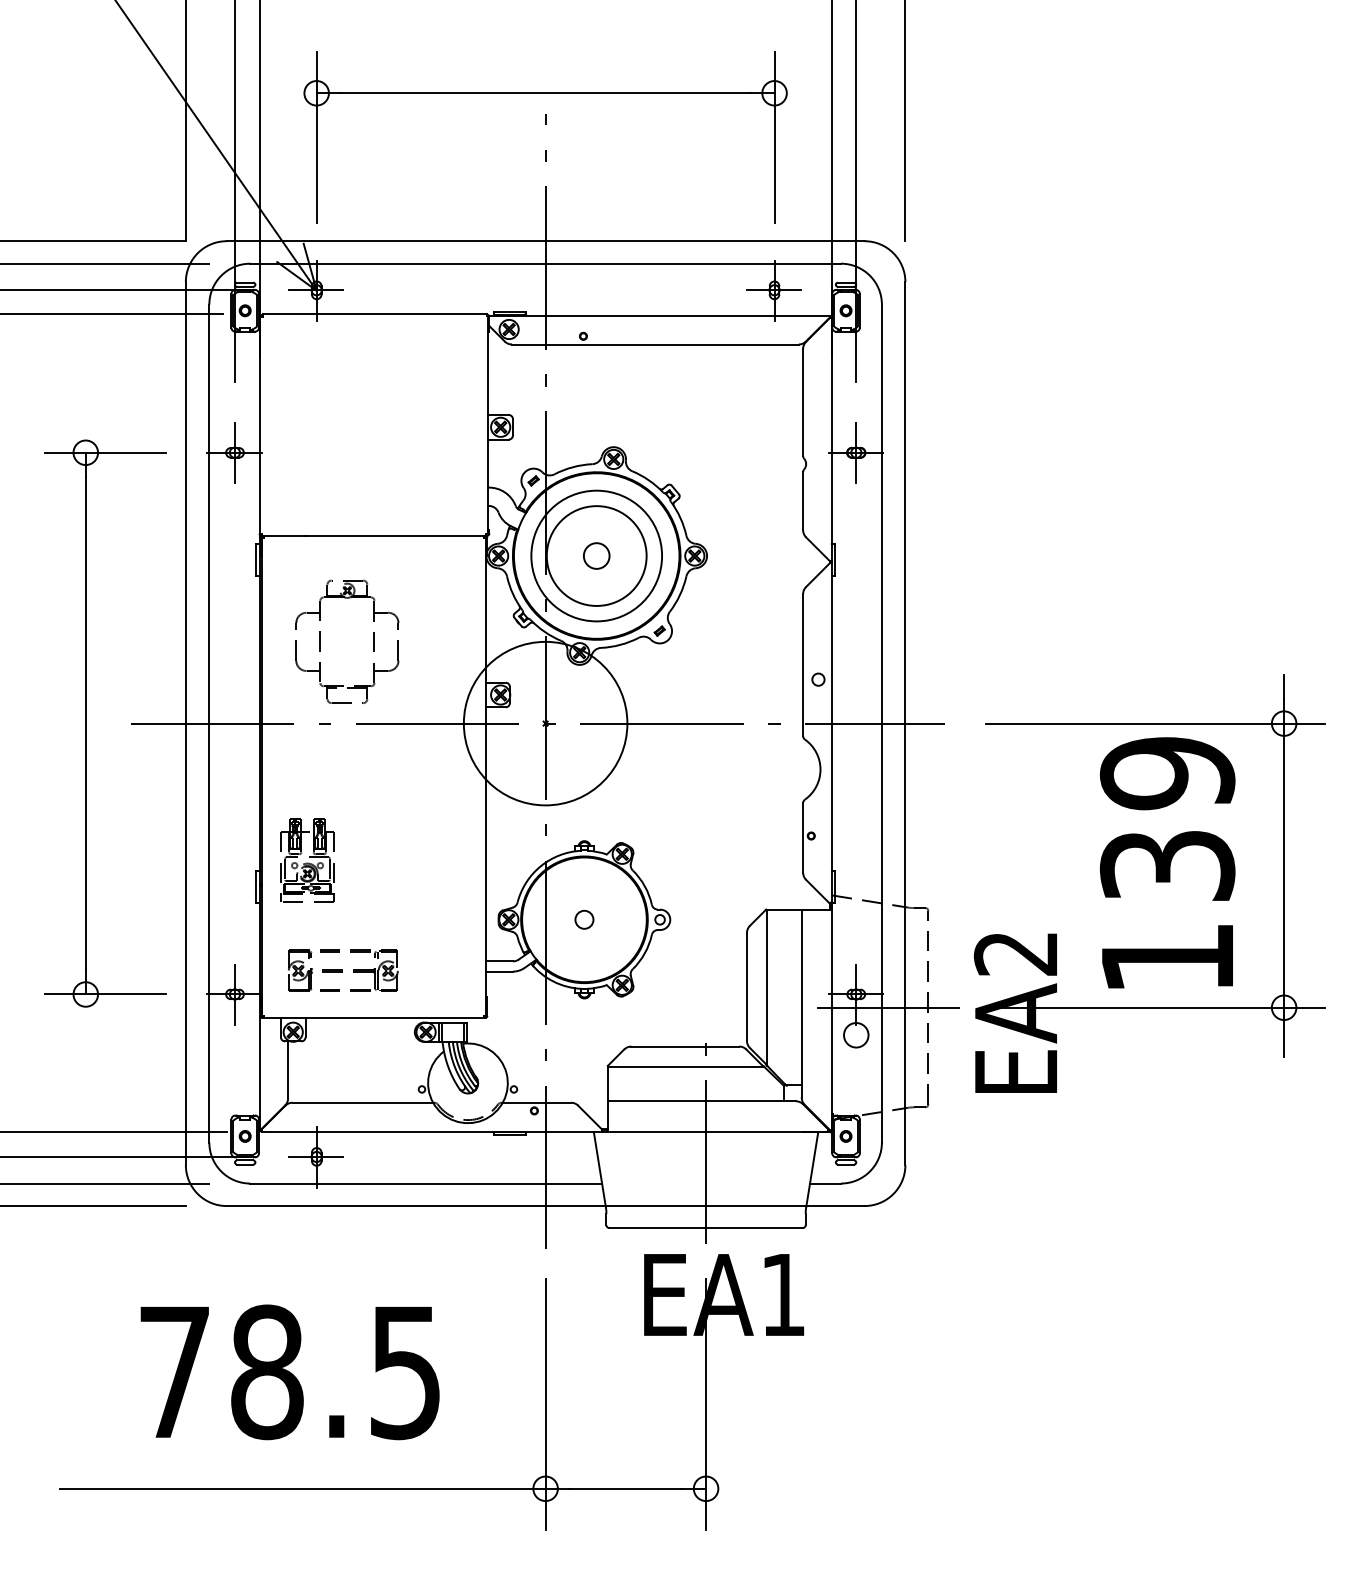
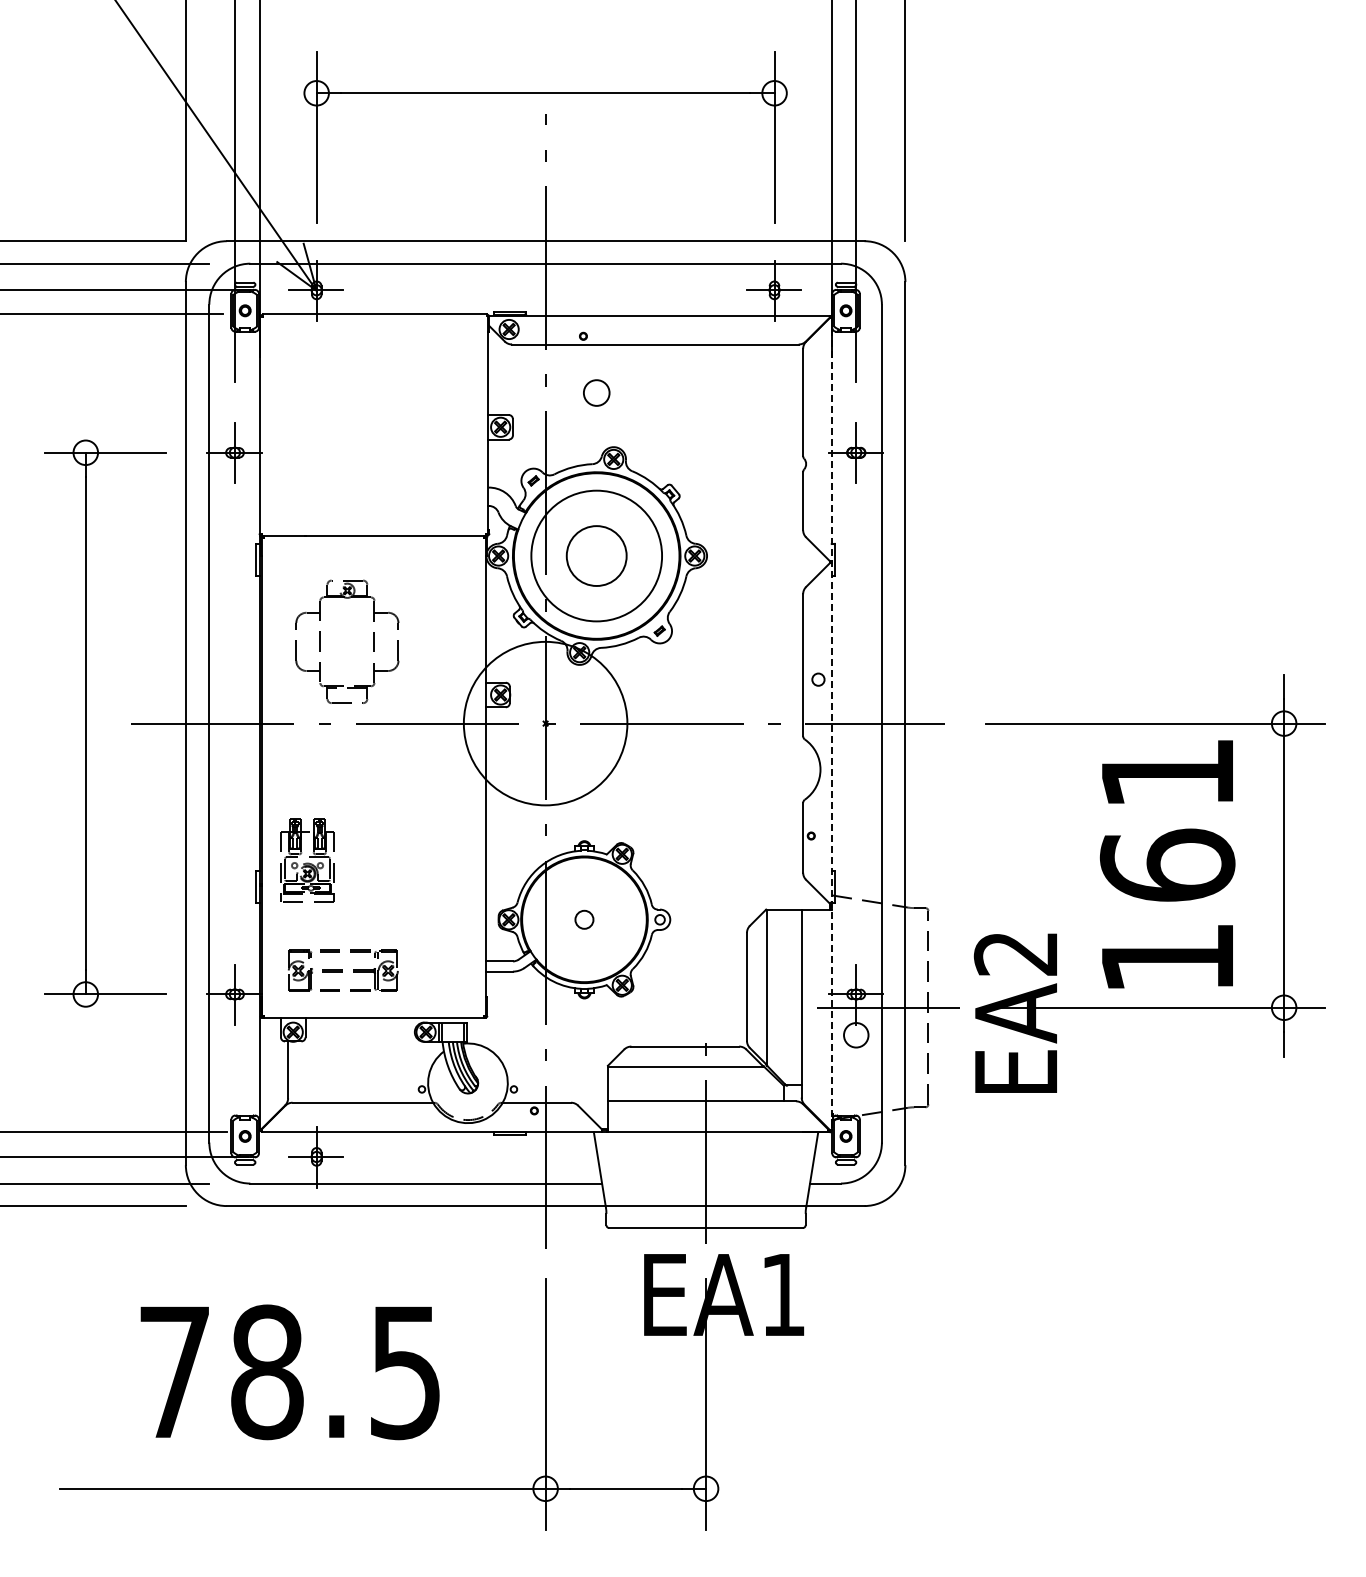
circle diameter: 100 px -> 60 px (596, 555)
circle position: (596, 555) -> (596, 392) (596, 392)
line: solid -> dashed (831, 724)
text: 139 -> 161 (1167, 819)
